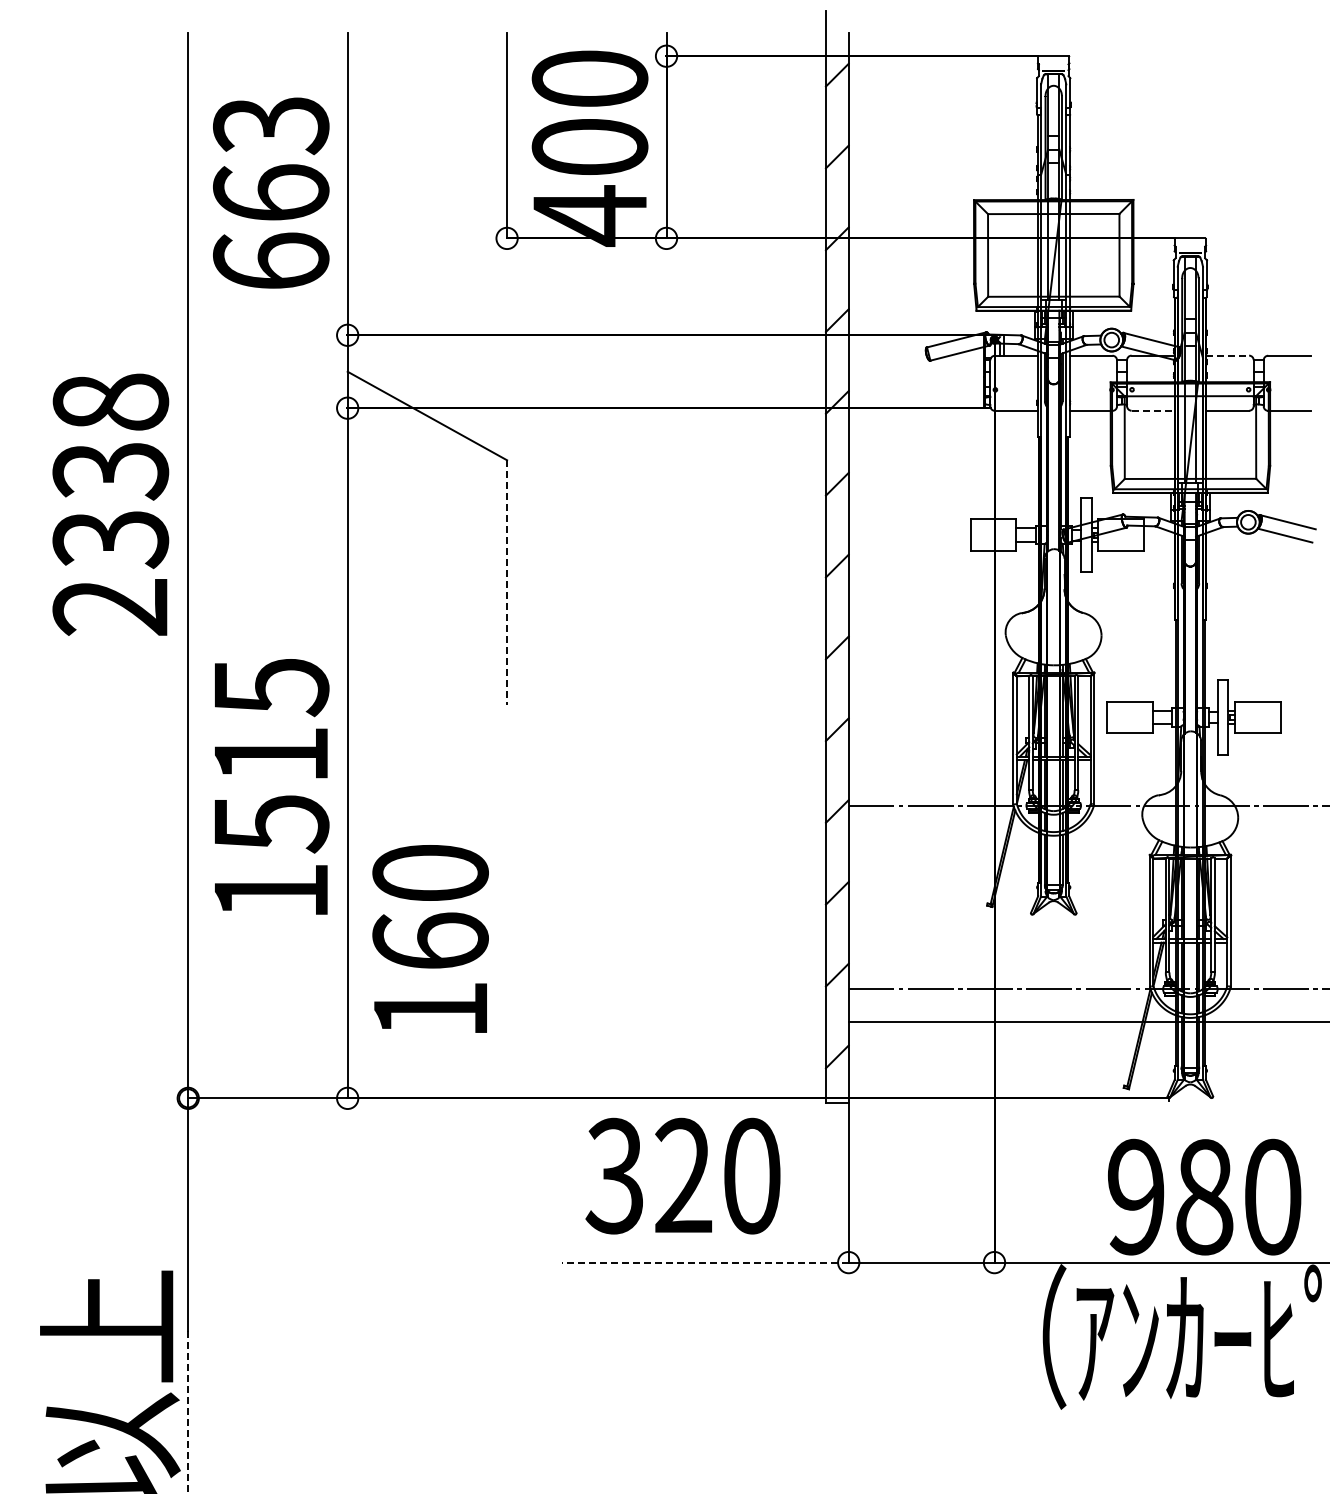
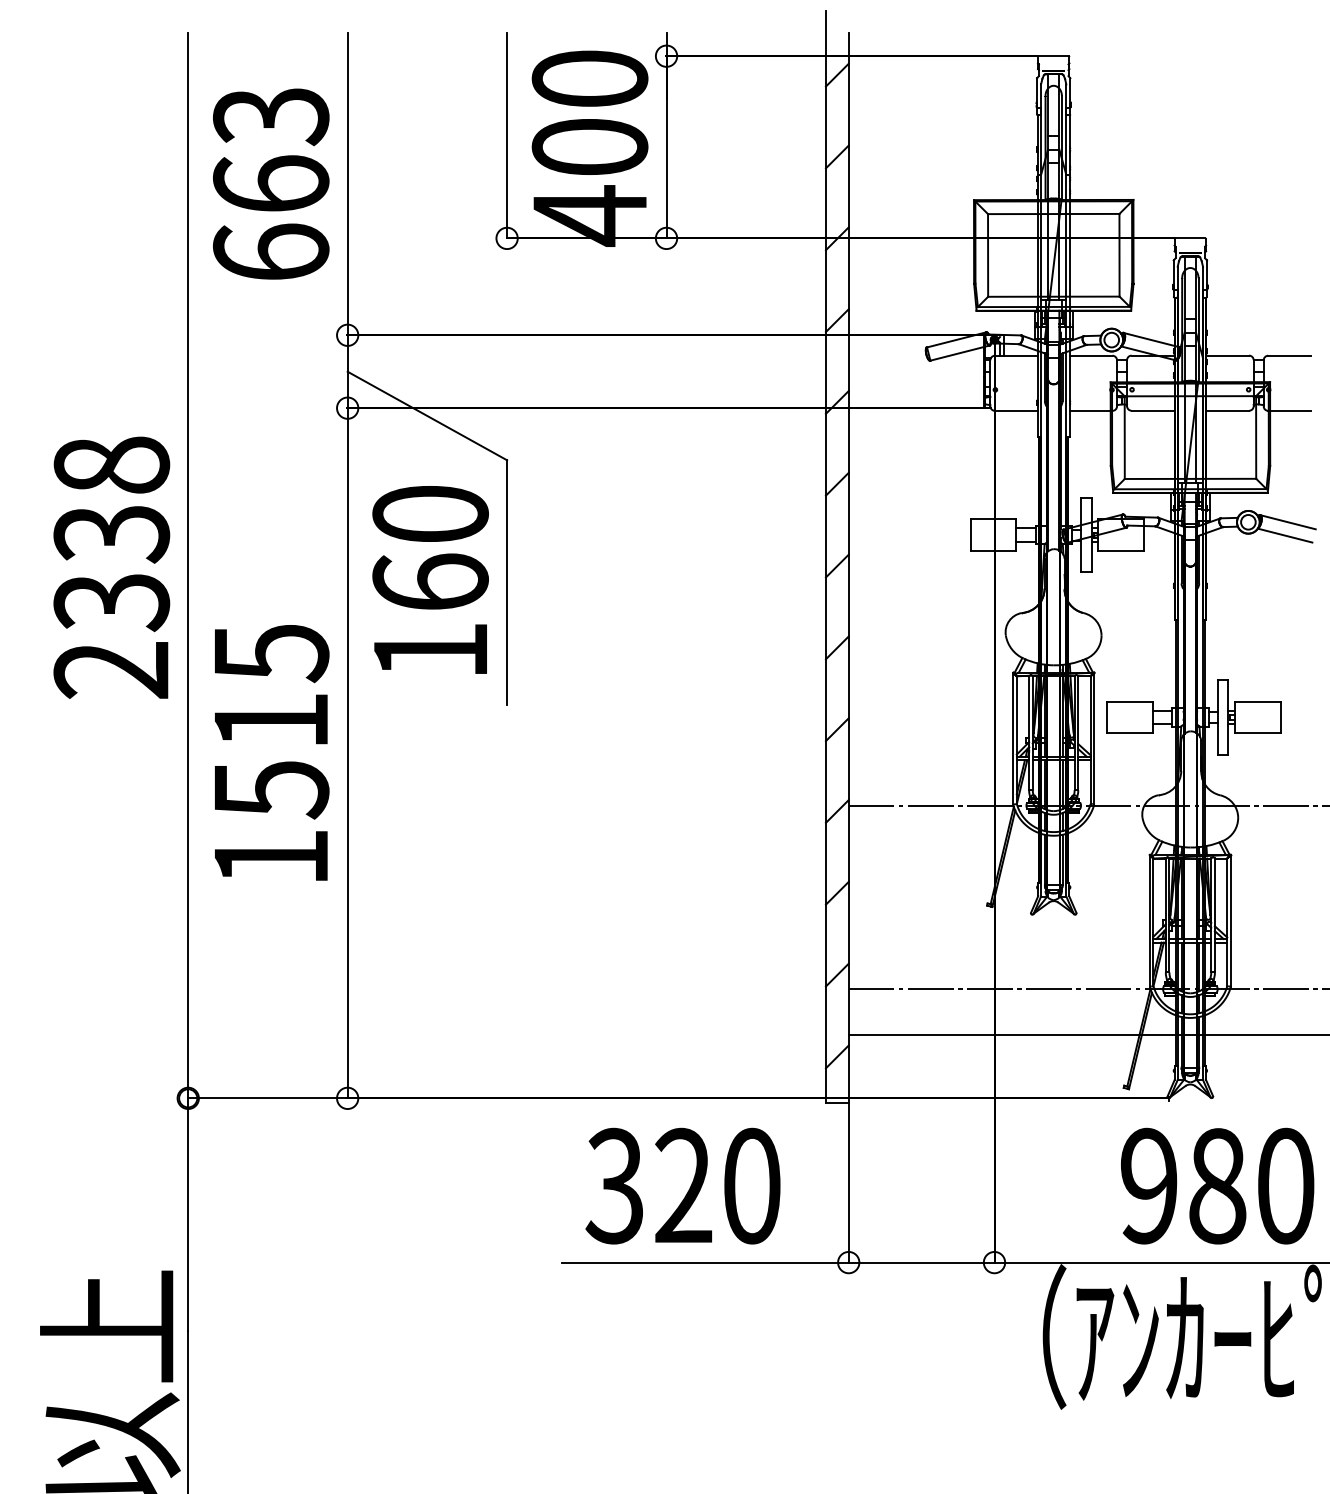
text position: (271, 192) -> (271, 183) (271, 183)
line: dashed -> solid (1228, 355)
line: dashed -> solid (1153, 410)
text position: (110, 504) -> (111, 567) (111, 567)
line: dashed -> solid (507, 583)
text position: (272, 786) -> (272, 752) (272, 752)
text position: (430, 938) -> (430, 579) (430, 579)
line position: (1087, 1021) -> (1087, 1034) (1087, 1034)
text position: (682, 1175) -> (682, 1185) (682, 1185)
text position: (1204, 1196) -> (1217, 1185) (1217, 1185)
line: dashed -> solid (705, 1262)
line: dashed -> solid (188, 1412)
